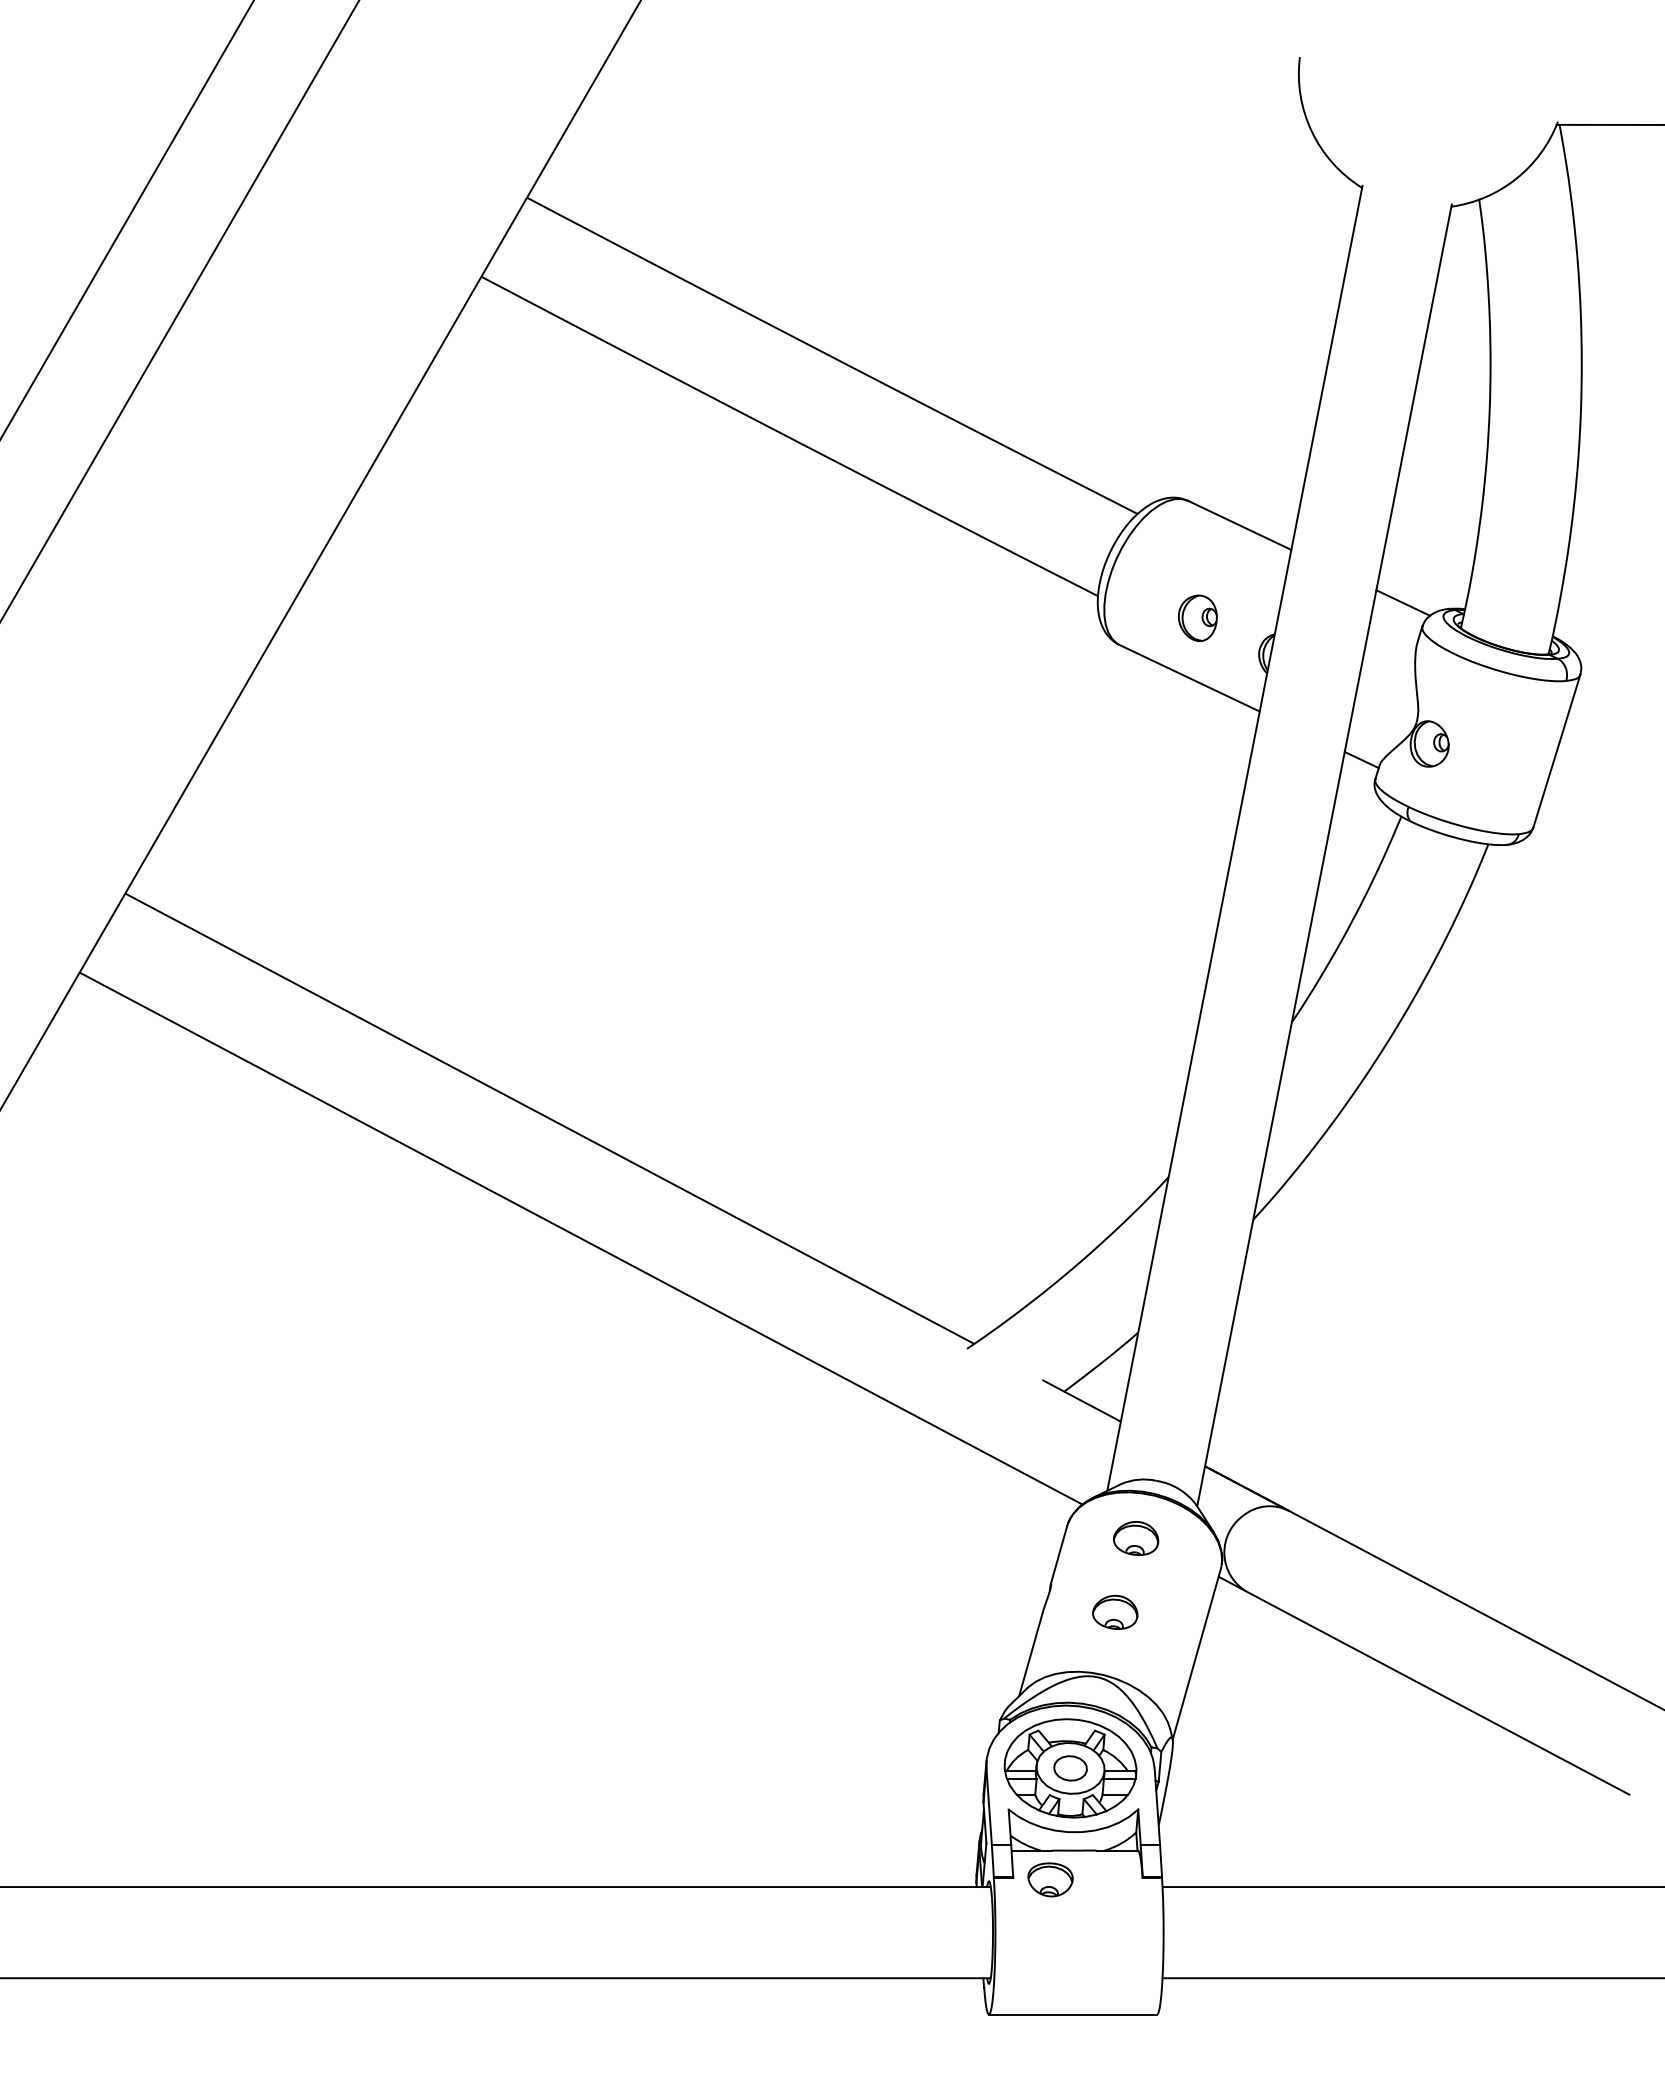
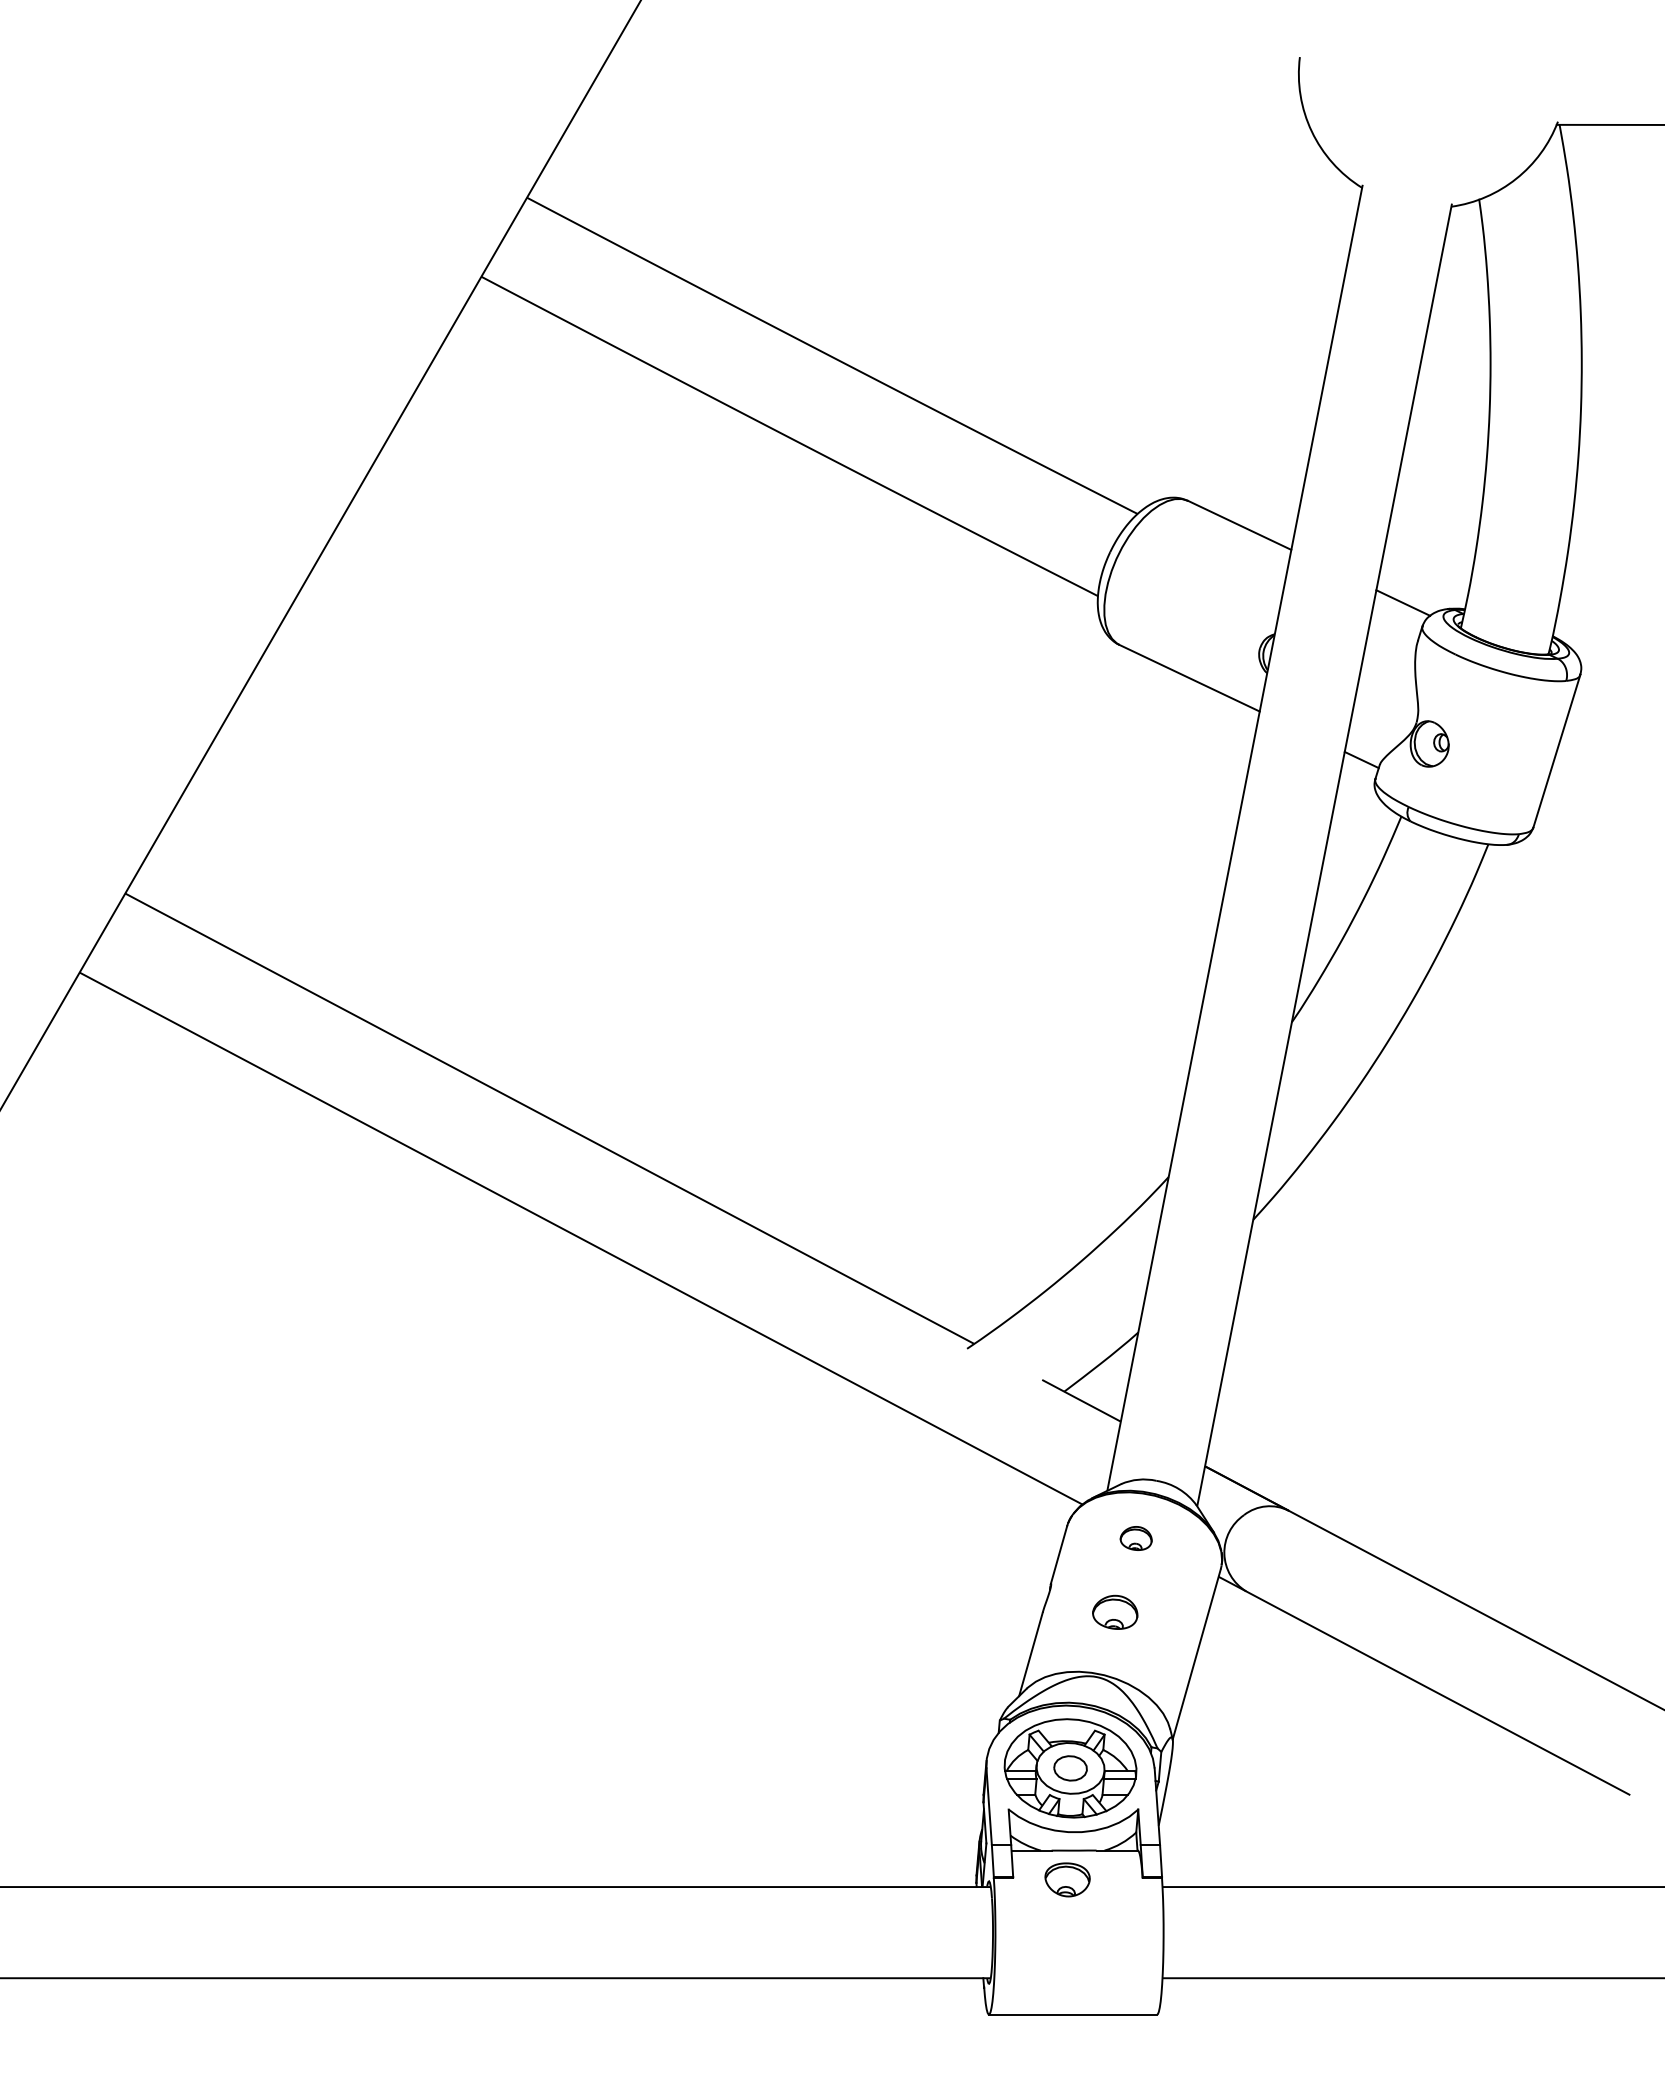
line: present -> none (127, 219)
line: present -> none (180, 310)
part: present -> none (1197, 617)
part size: 47x35 px -> 34x25 px (1135, 1538)
part position: (1050, 1879) -> (1067, 1879) (1067, 1879)
